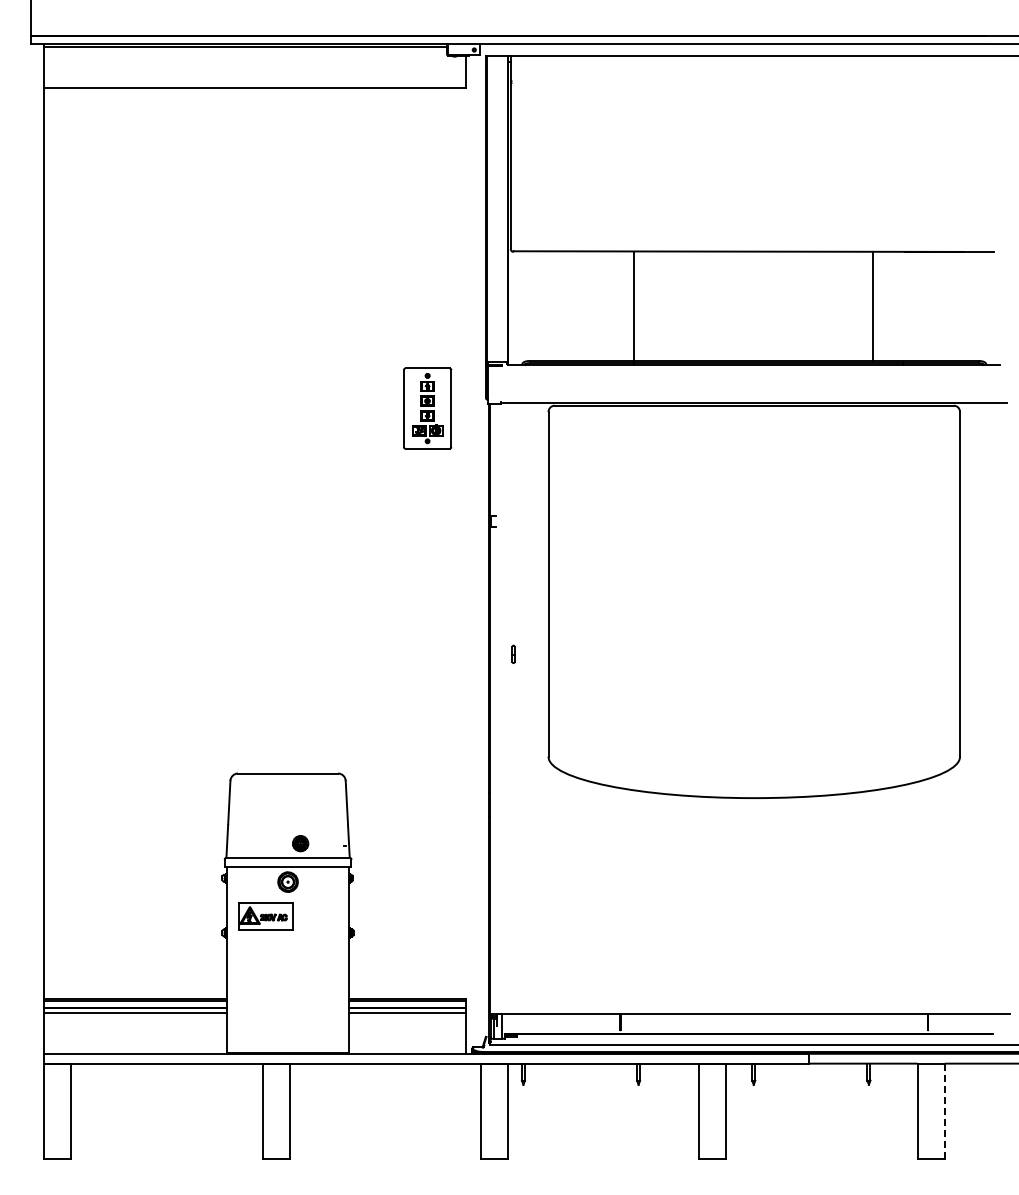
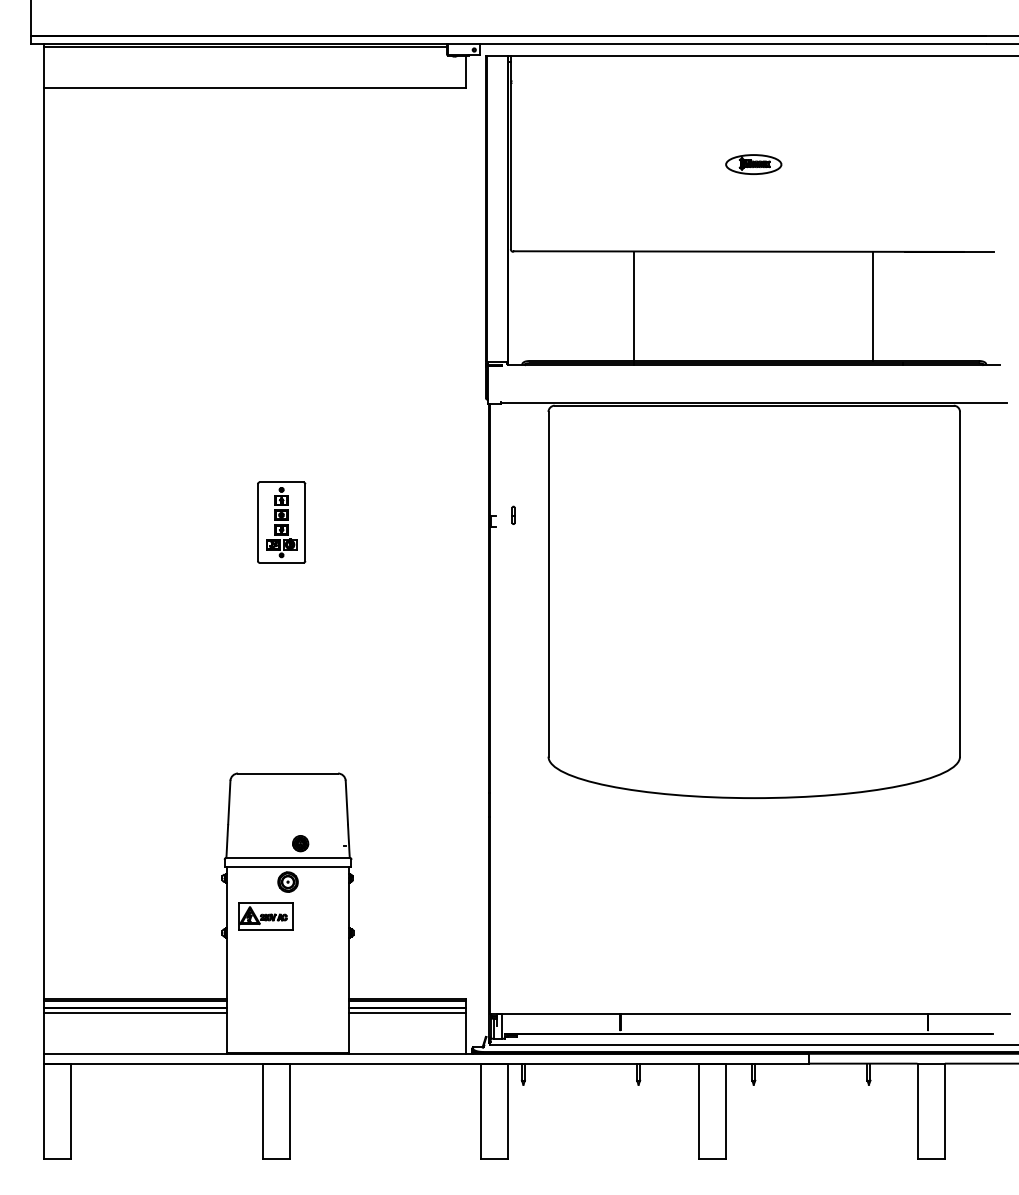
part: none -> present (753, 164)
part position: (427, 408) -> (281, 522) (281, 522)
part position: (513, 653) -> (513, 514) (513, 514)
line: dashed -> solid (944, 1111)
